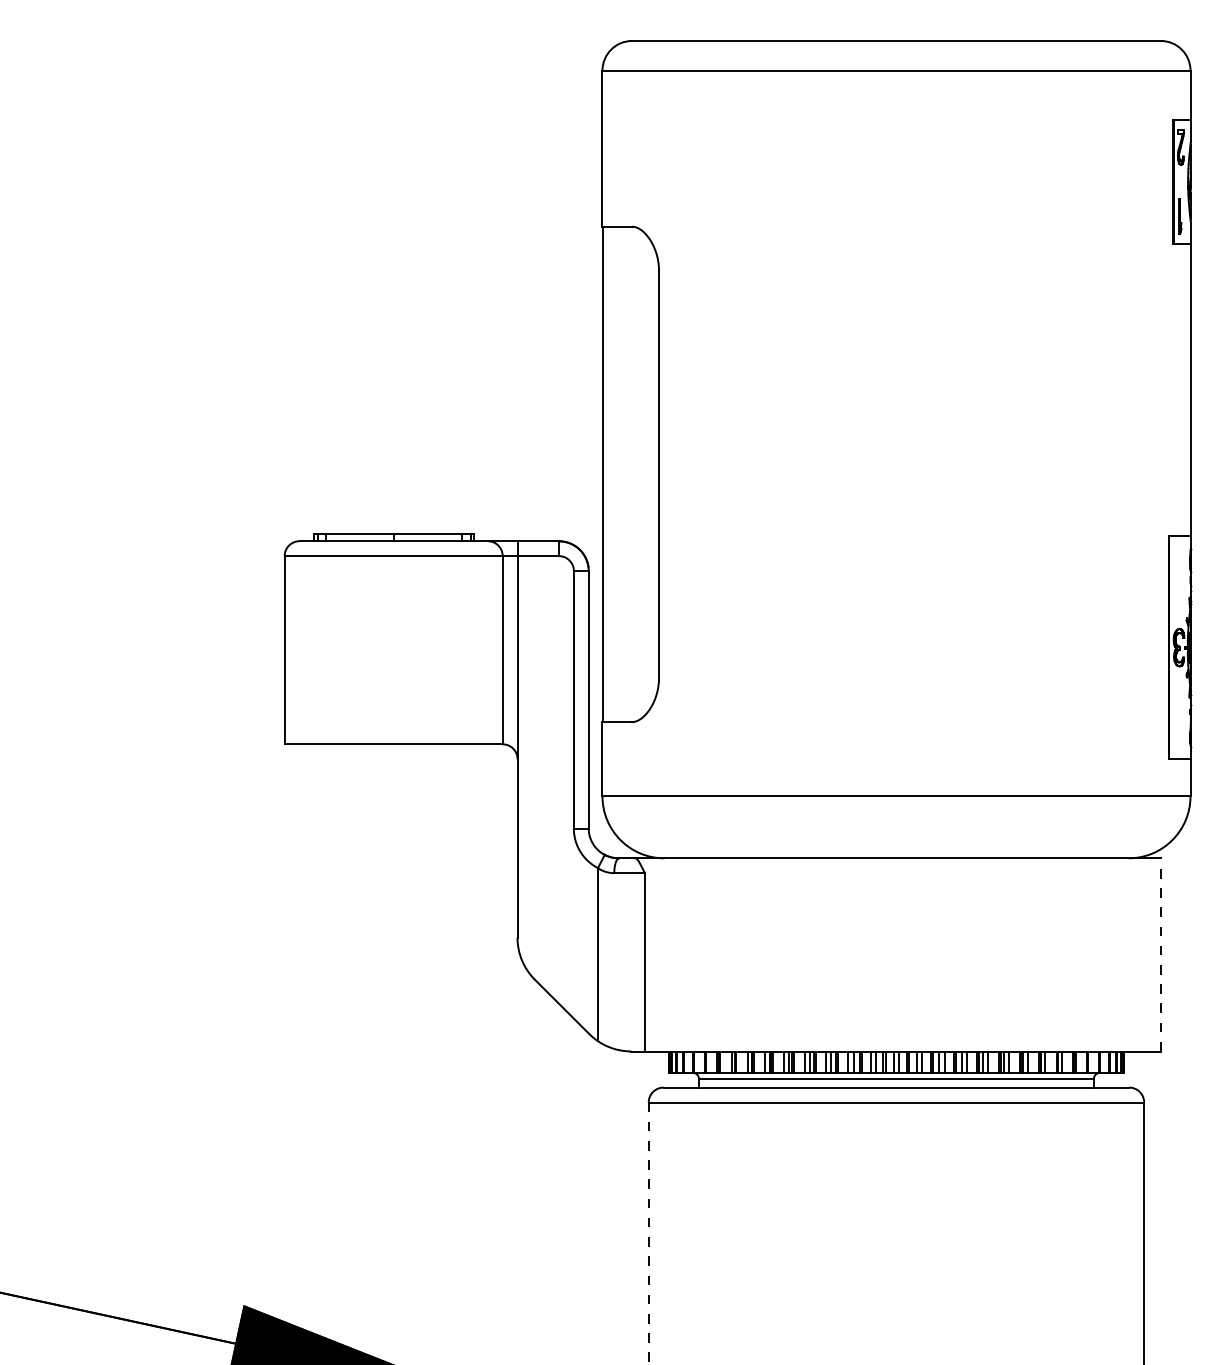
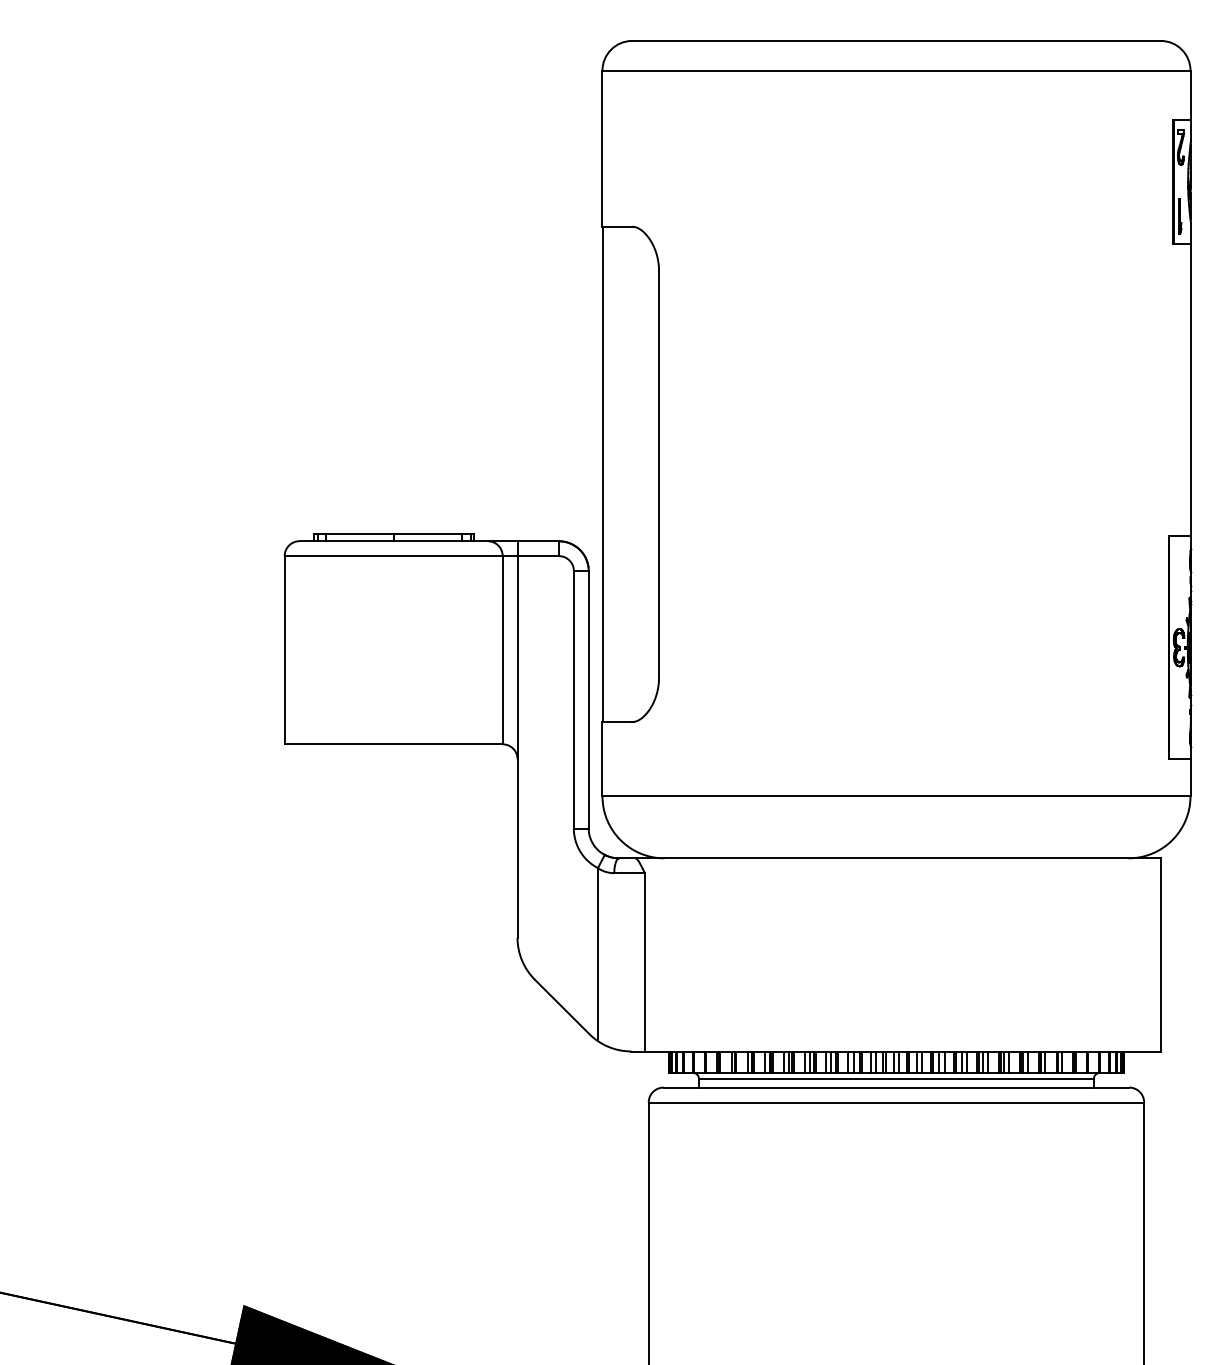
line: dashed -> solid (1161, 954)
line: dashed -> solid (648, 1233)
